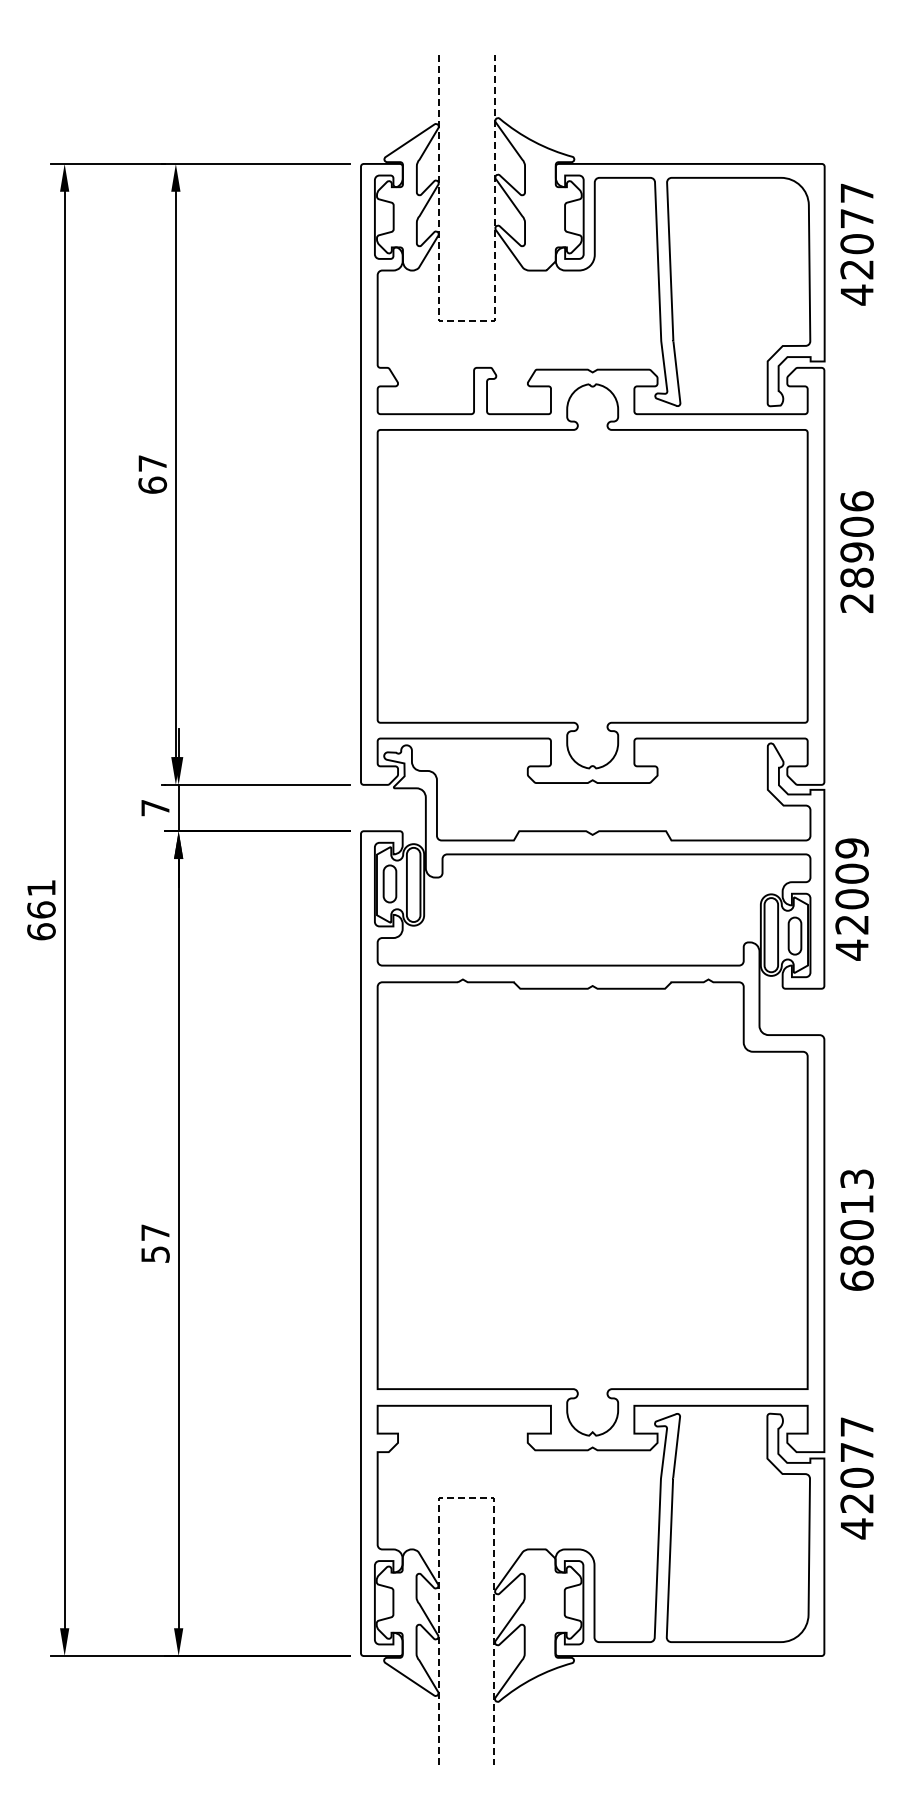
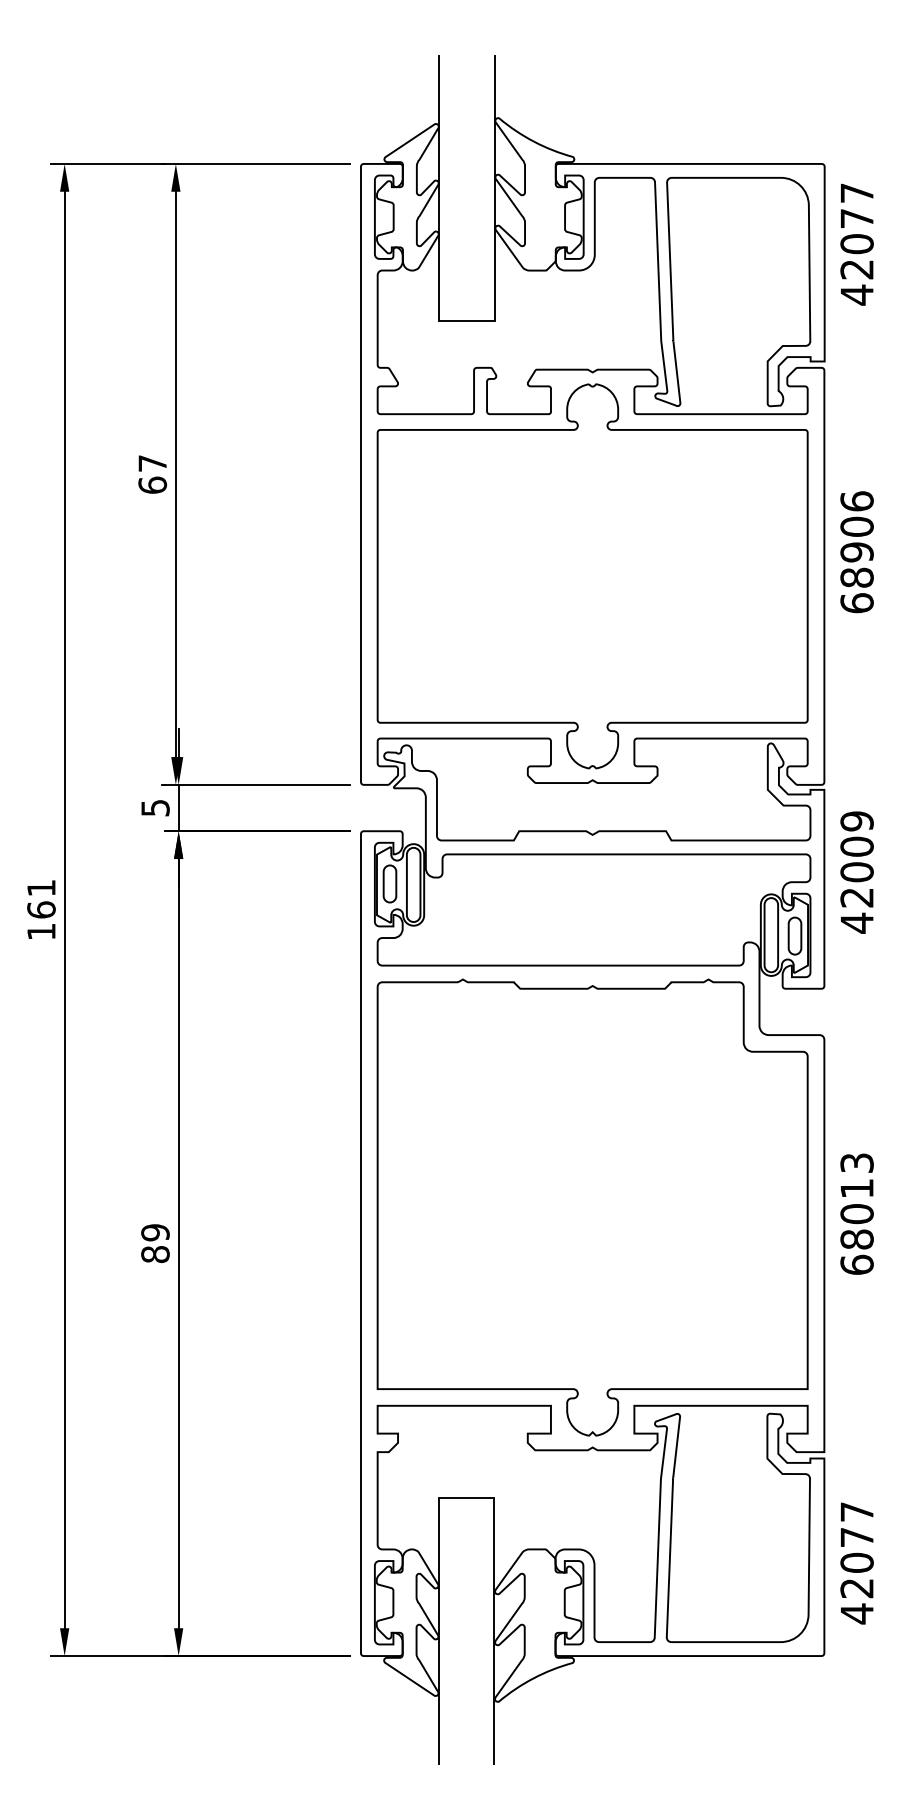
line: dashed -> solid (466, 321)
text: 28906 -> 68906 (856, 603)
text: 7 -> 5 (155, 808)
text position: (851, 899) -> (856, 872) (856, 872)
text: 661 -> 161 (41, 931)
text position: (856, 1229) -> (856, 1213) (856, 1213)
text: 57 -> 89 (155, 1243)
text position: (856, 1478) -> (856, 1563) (856, 1563)
line: dashed -> solid (466, 1498)
